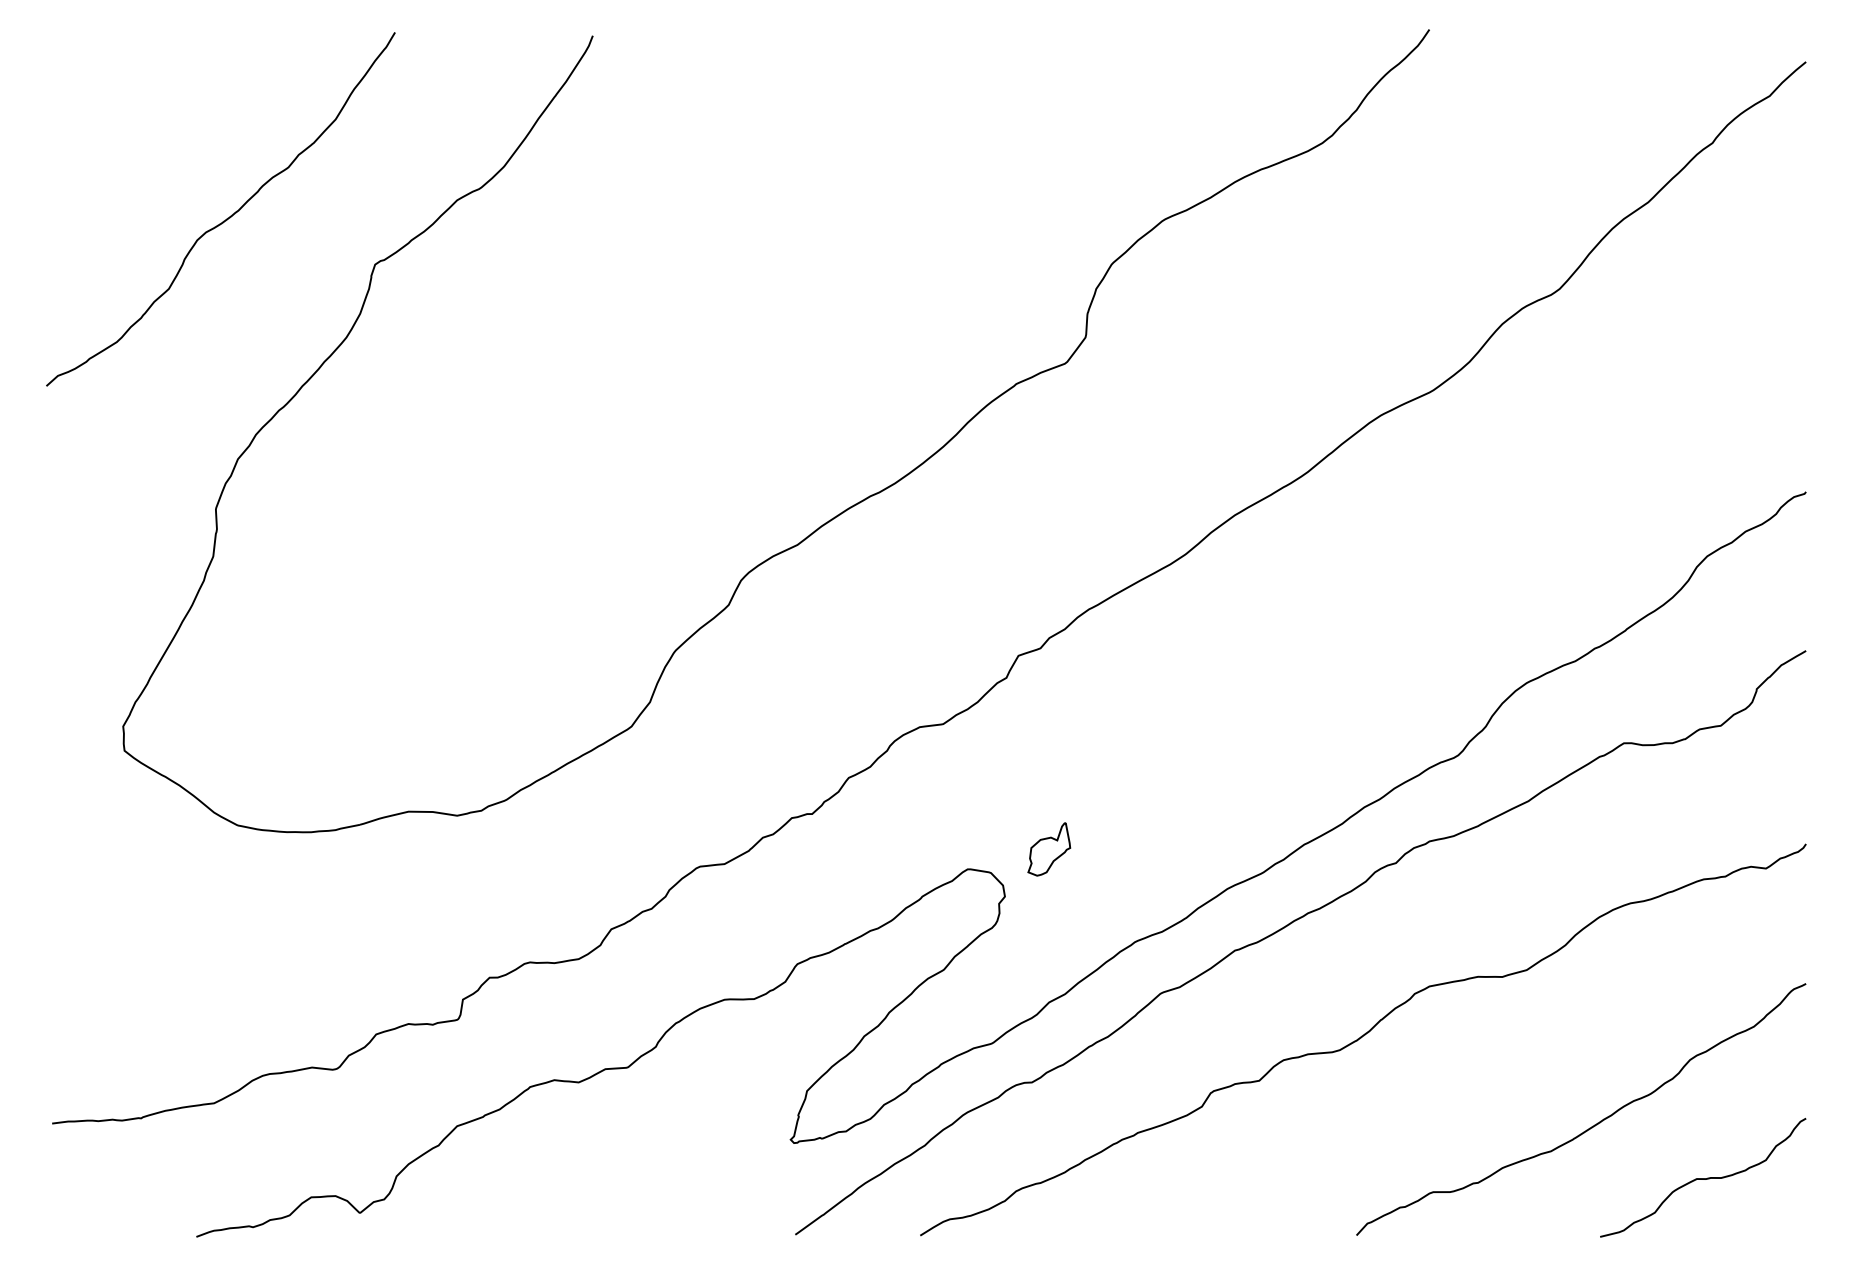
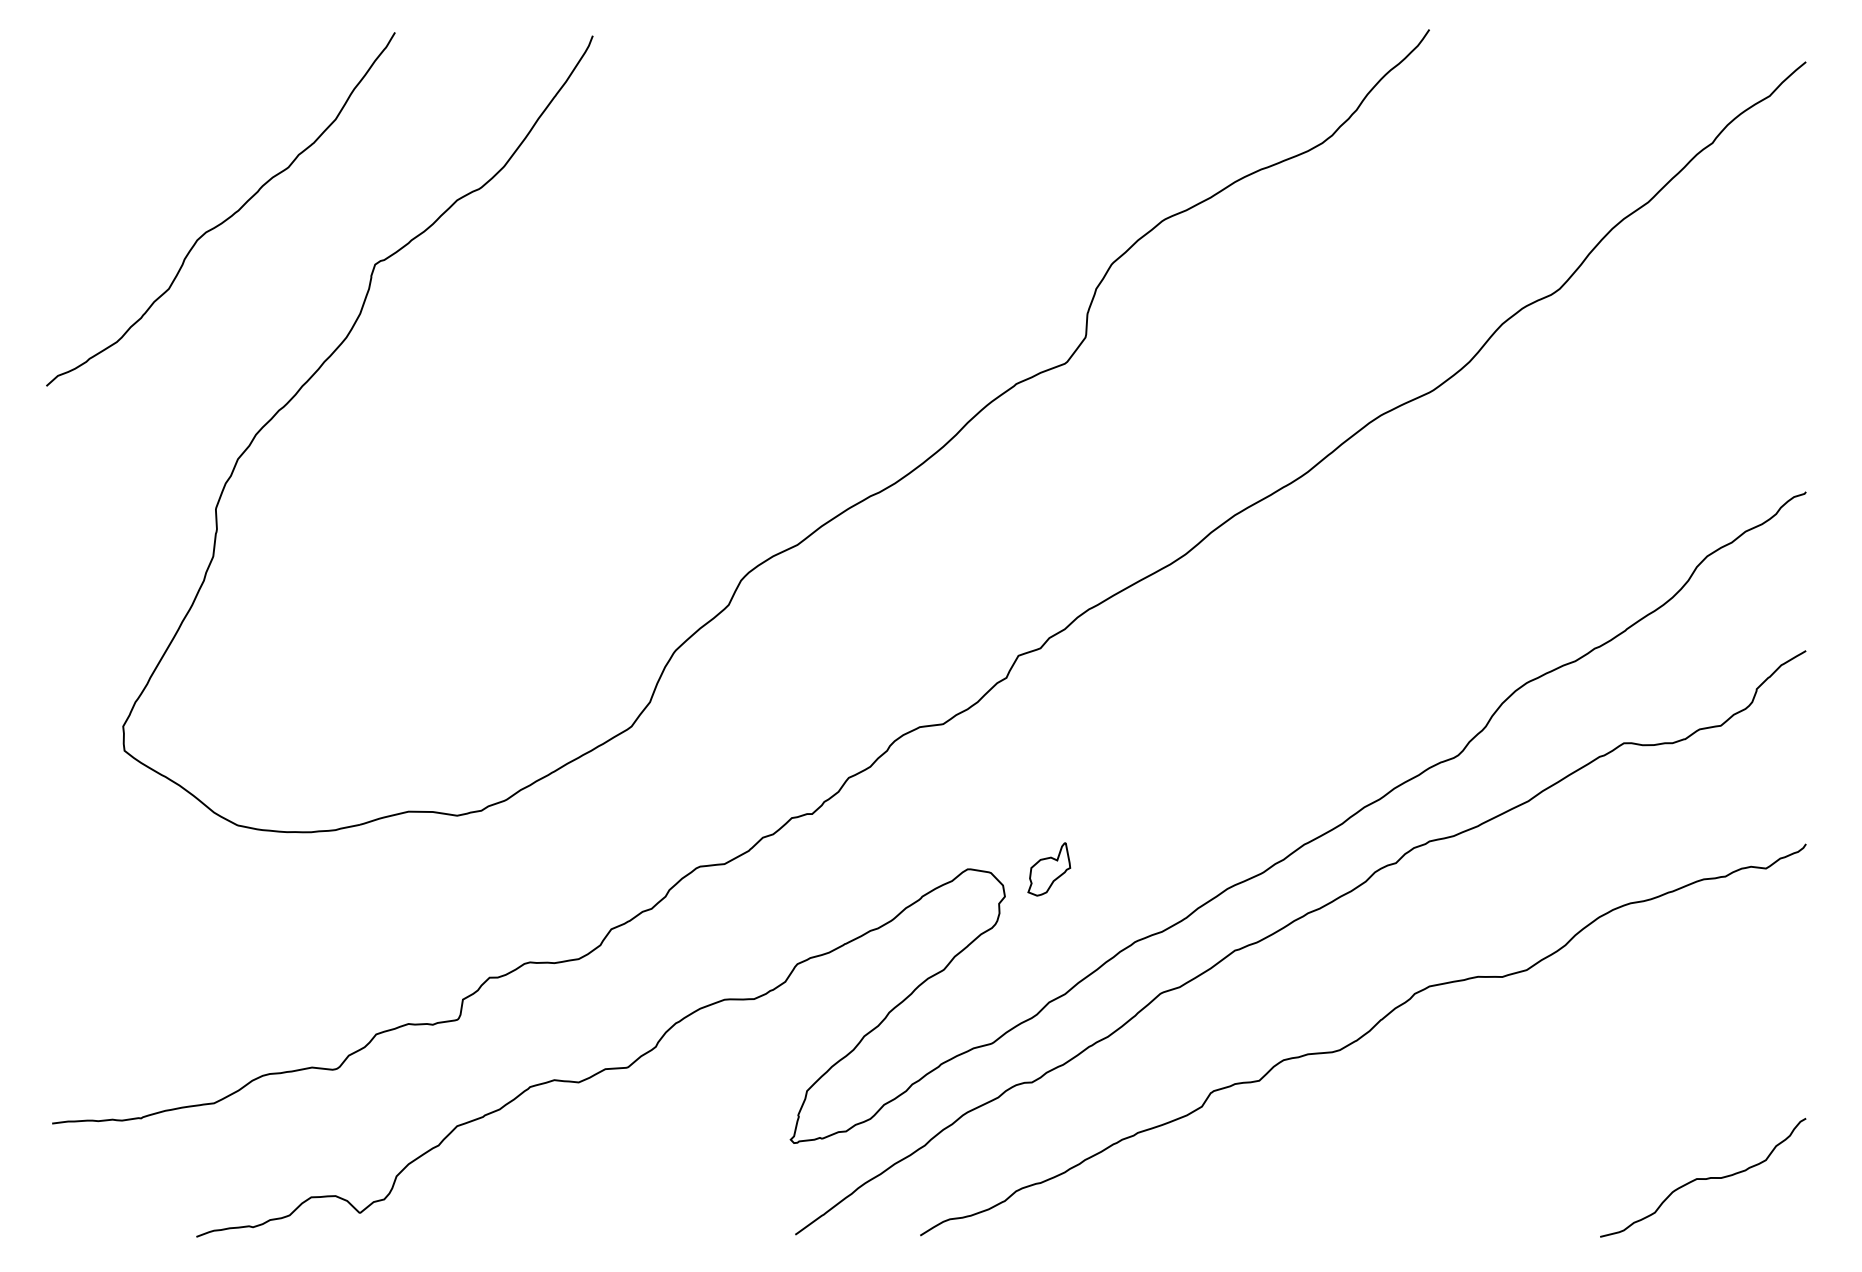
part position: (1049, 849) -> (1049, 869) (1049, 869)
curve: present -> none (1589, 1127)
